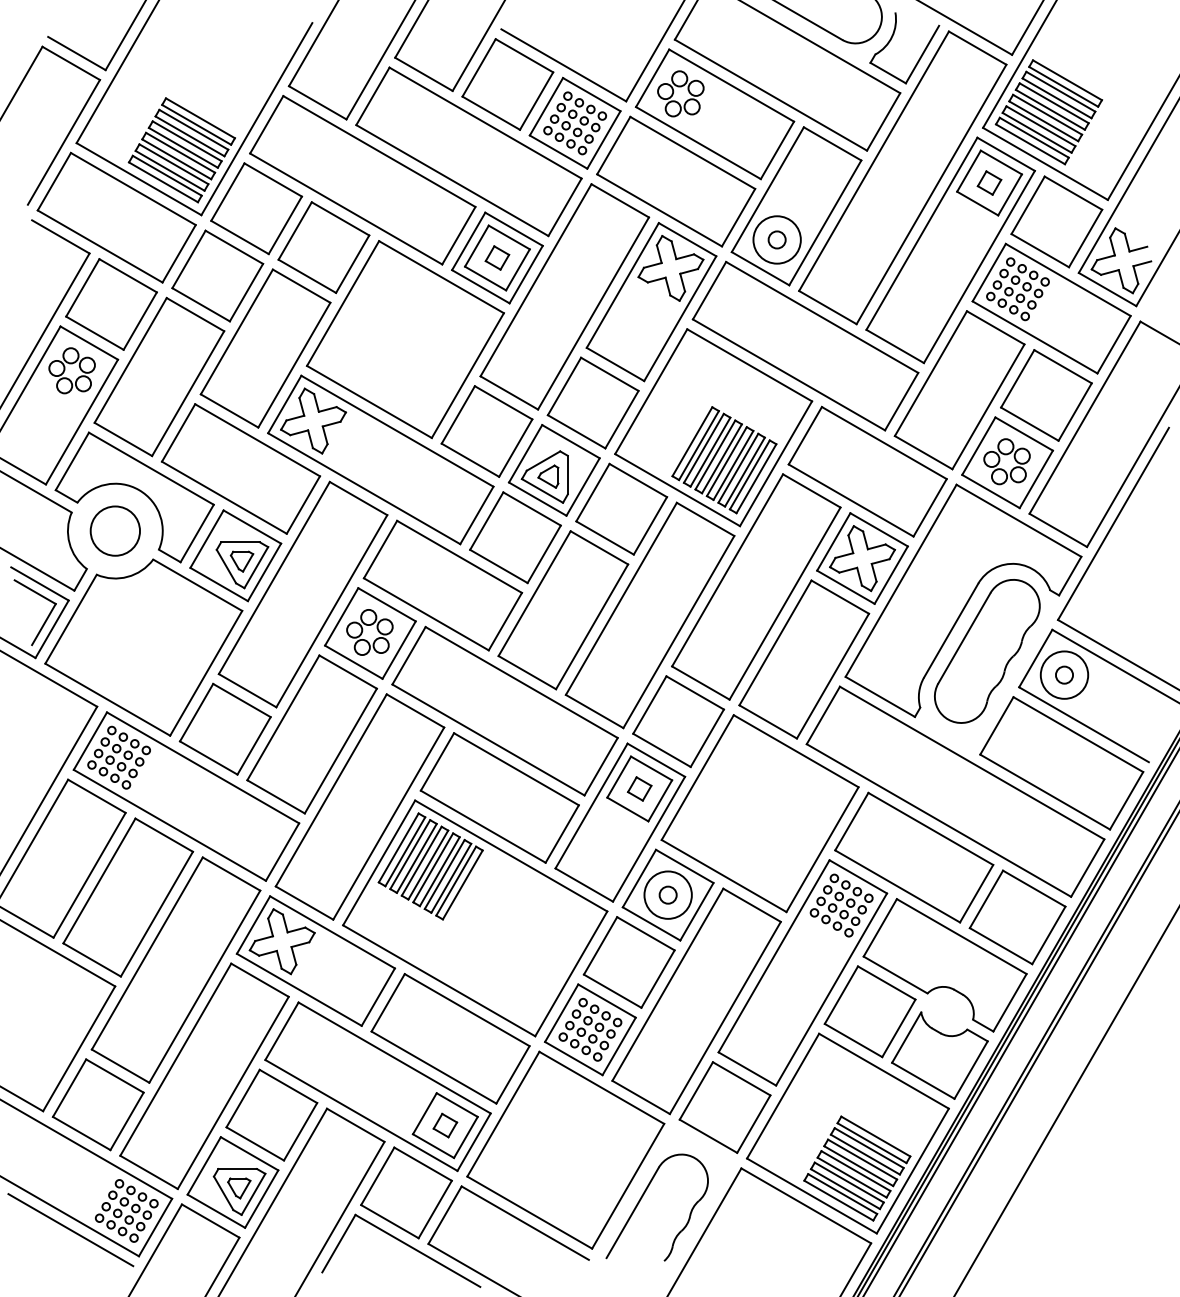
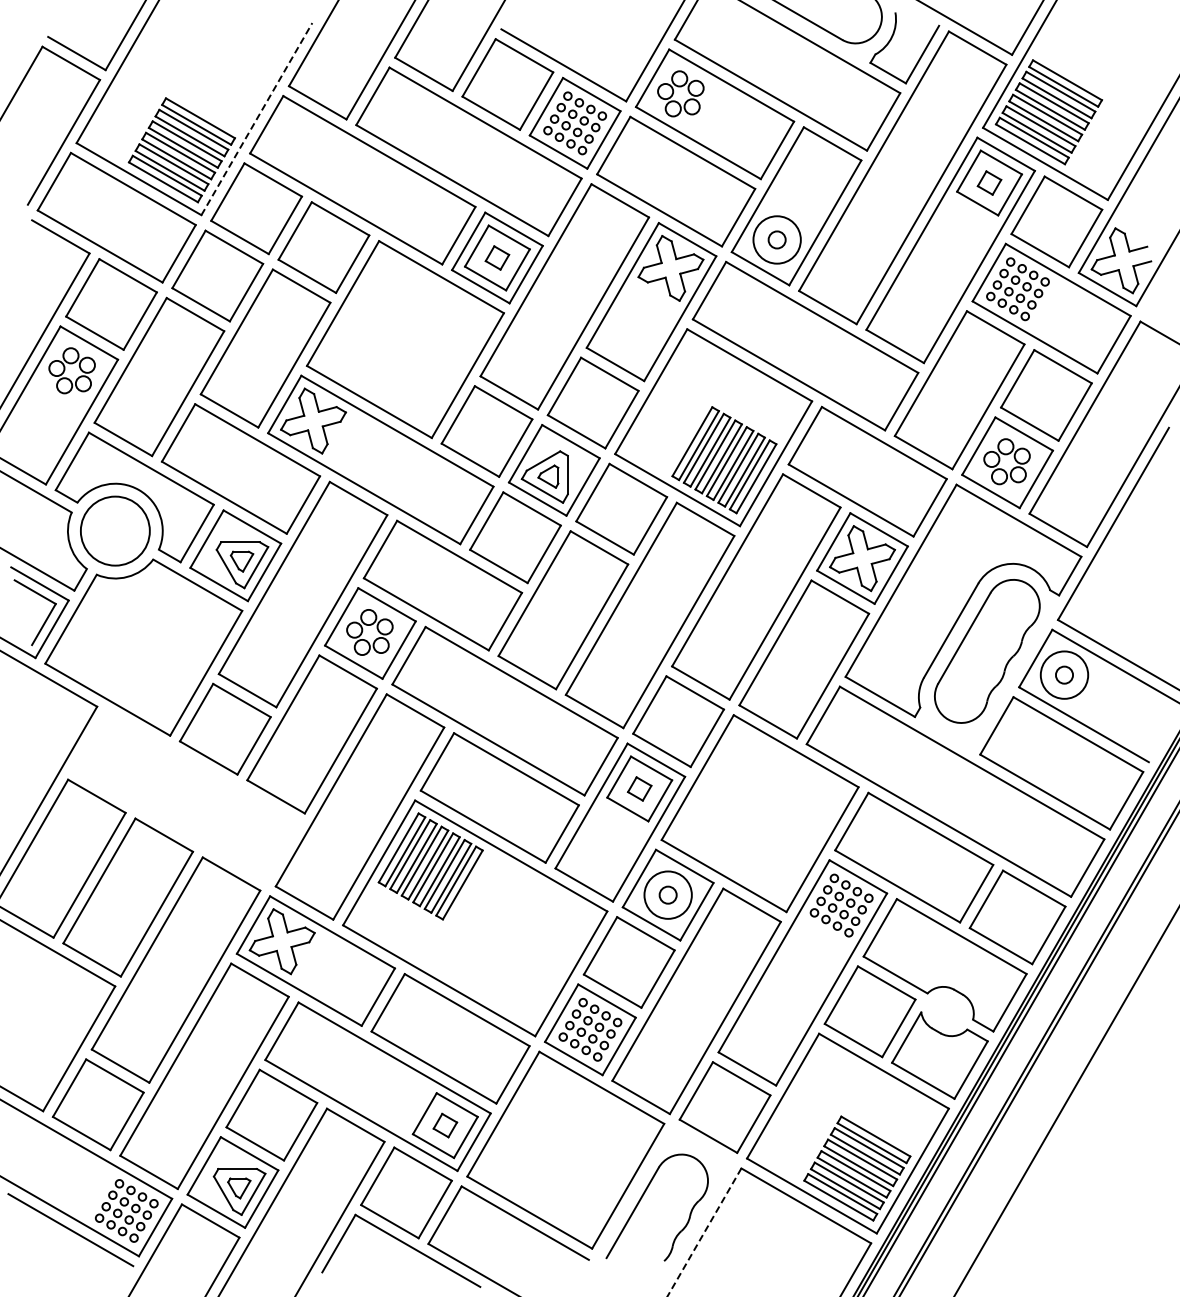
line: solid -> dashed (256, 119)
circle diameter: 49 px -> 69 px (114, 530)
part: present -> none (186, 796)
line: solid -> dashed (704, 1232)
